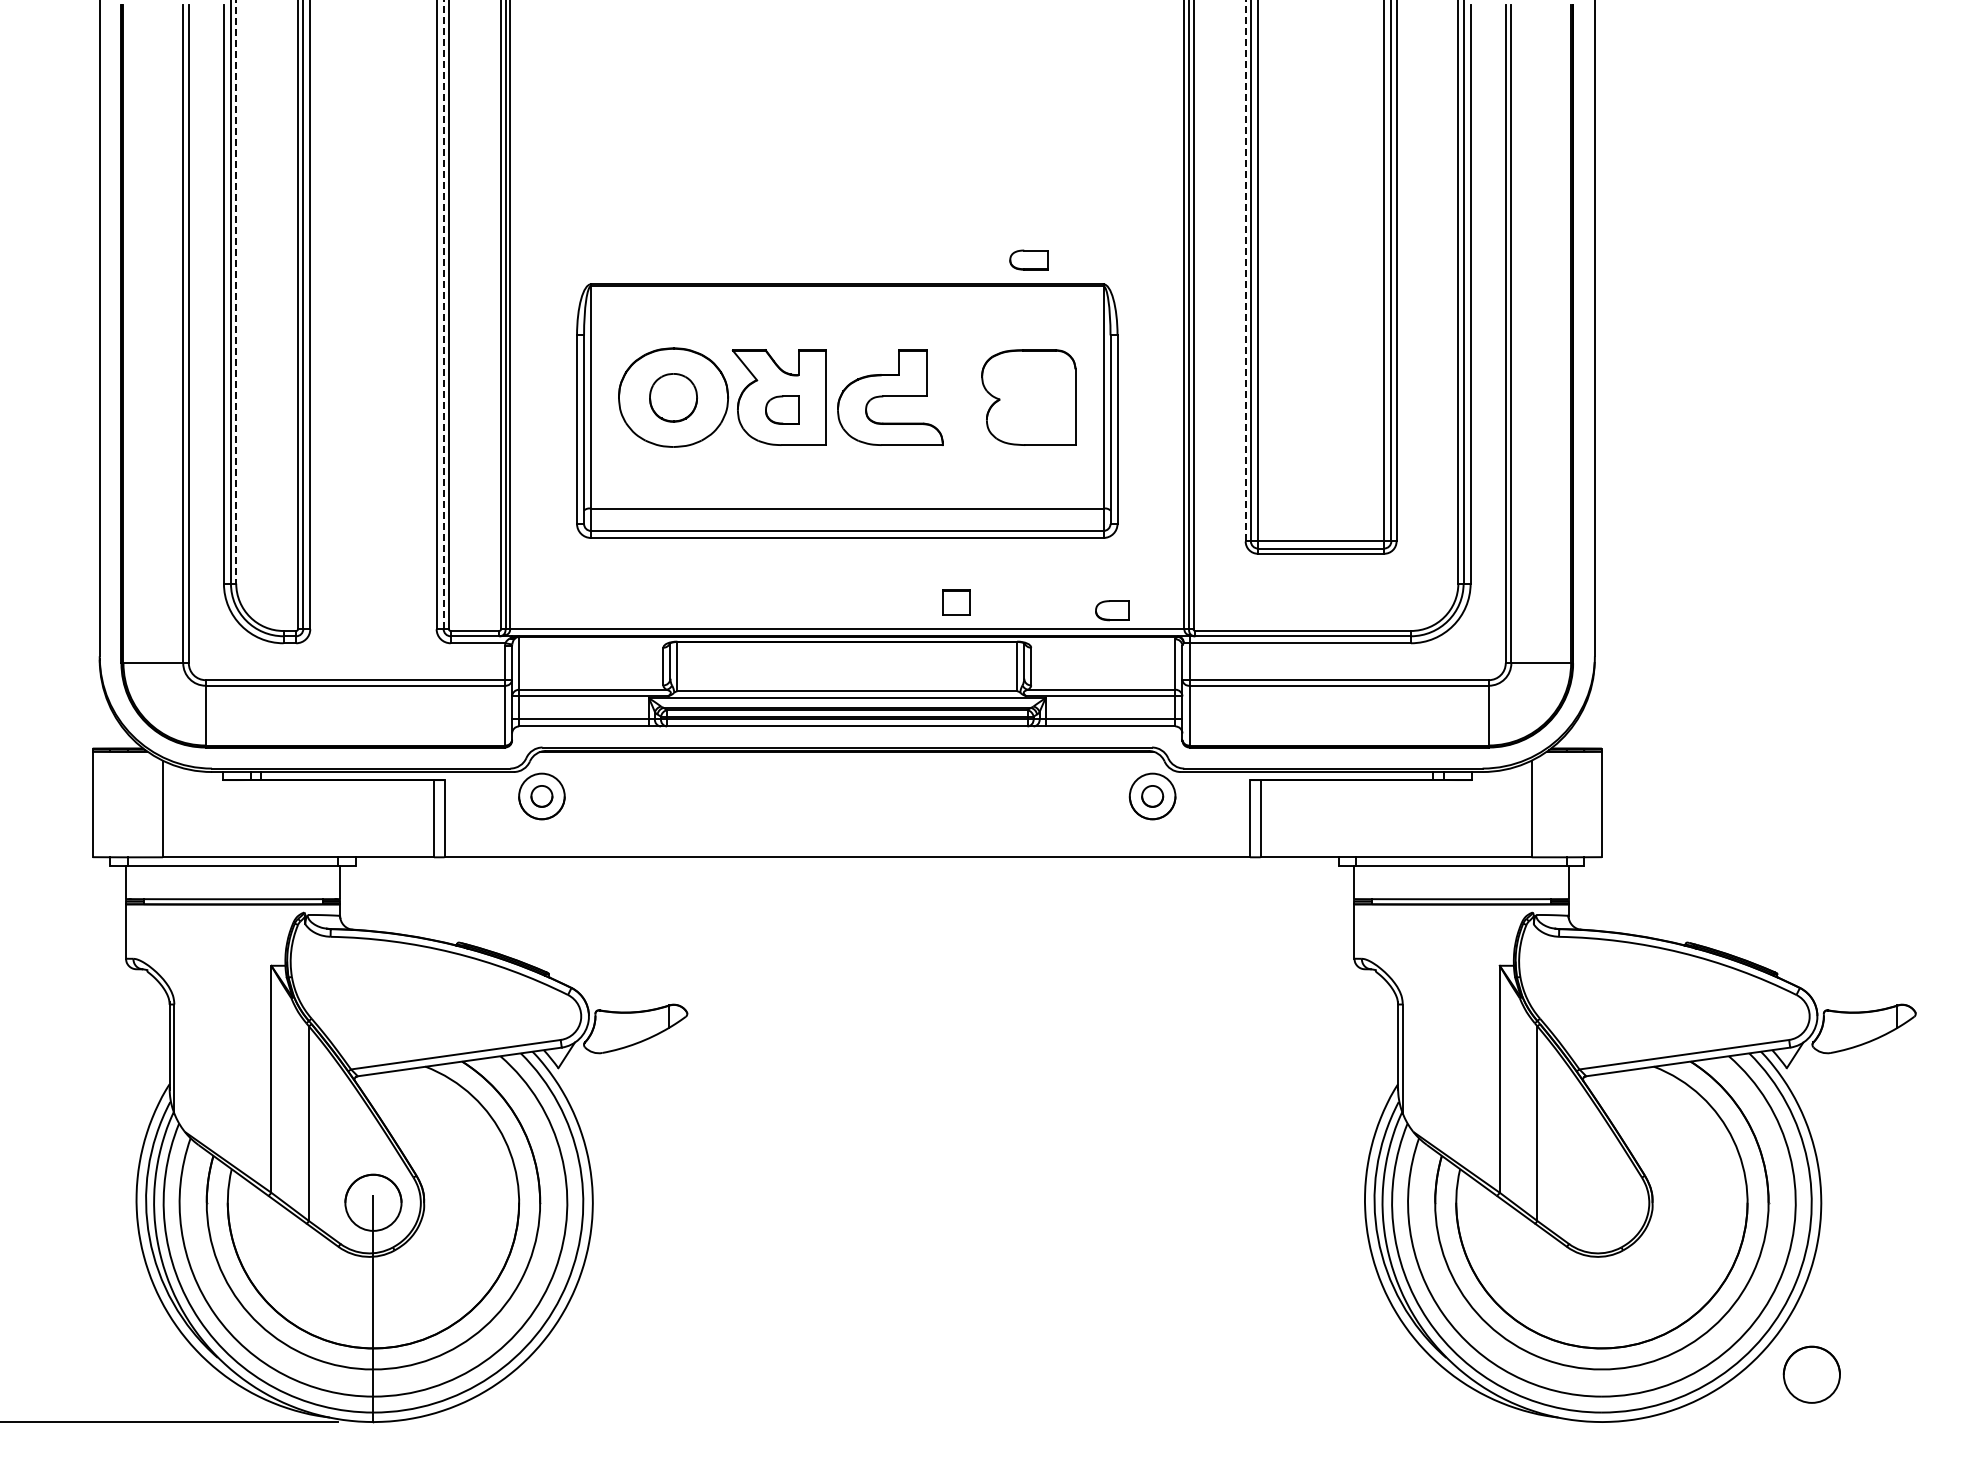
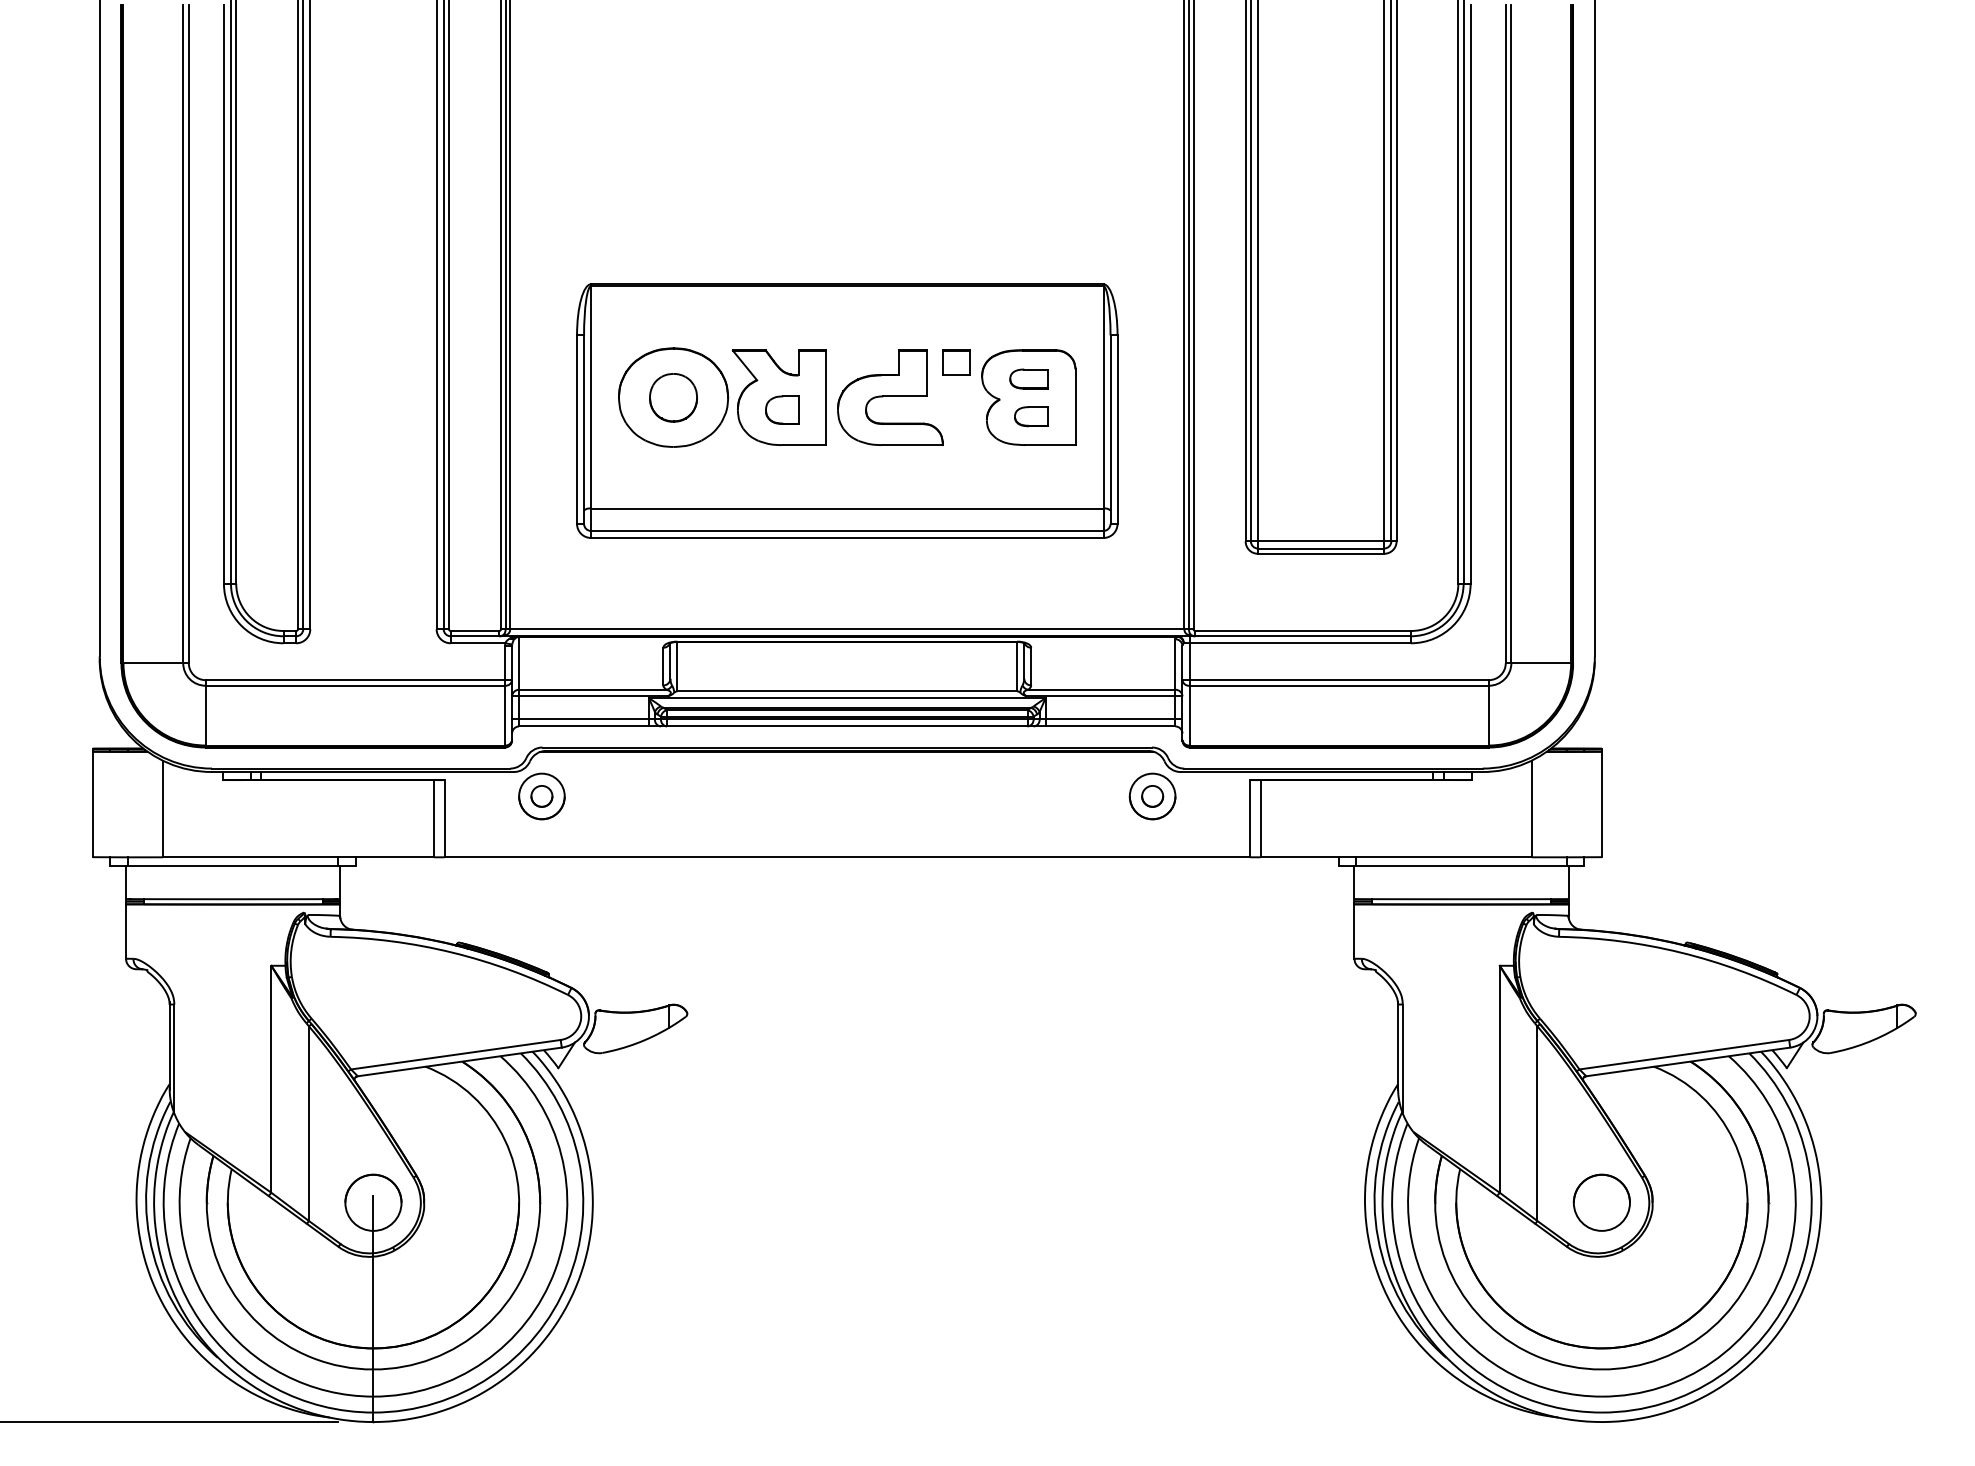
part position: (1028, 259) -> (1028, 378) (1028, 378)
line: dashed -> solid (1245, 270)
line: dashed -> solid (236, 292)
line: dashed -> solid (443, 314)
part position: (956, 602) -> (956, 362) (956, 362)
part position: (1112, 610) -> (1031, 416) (1031, 416)
circle position: (1811, 1374) -> (1601, 1202) (1601, 1202)
